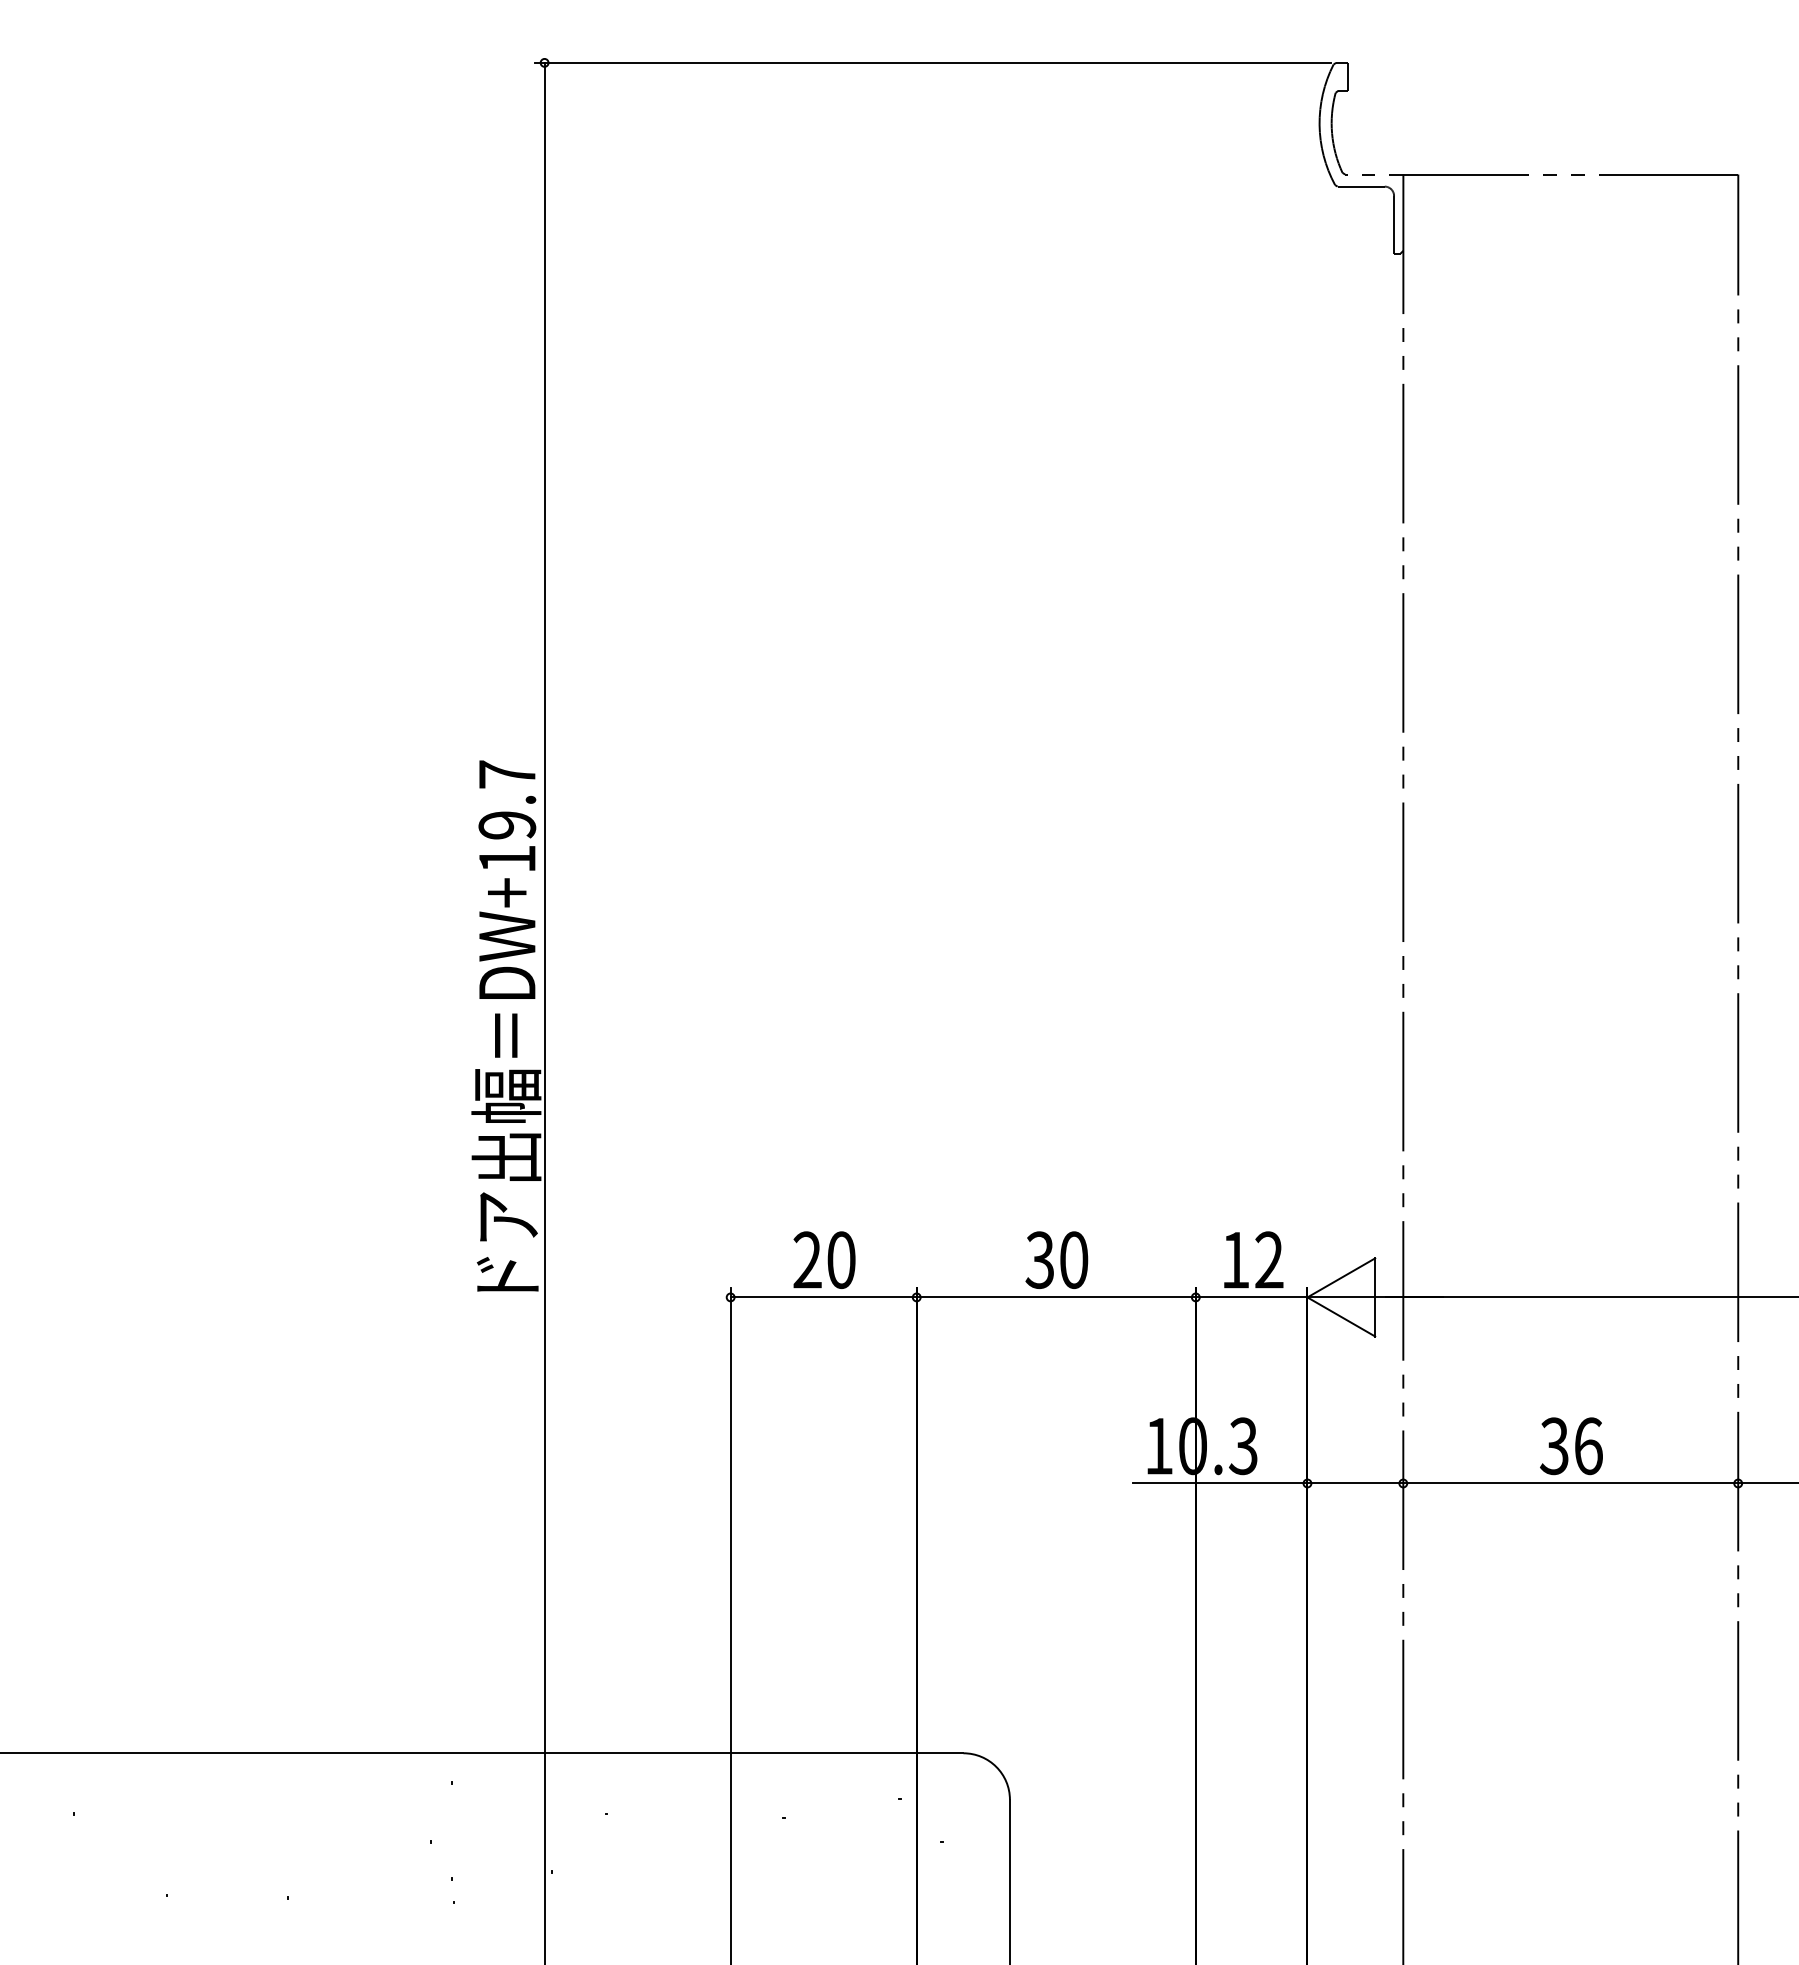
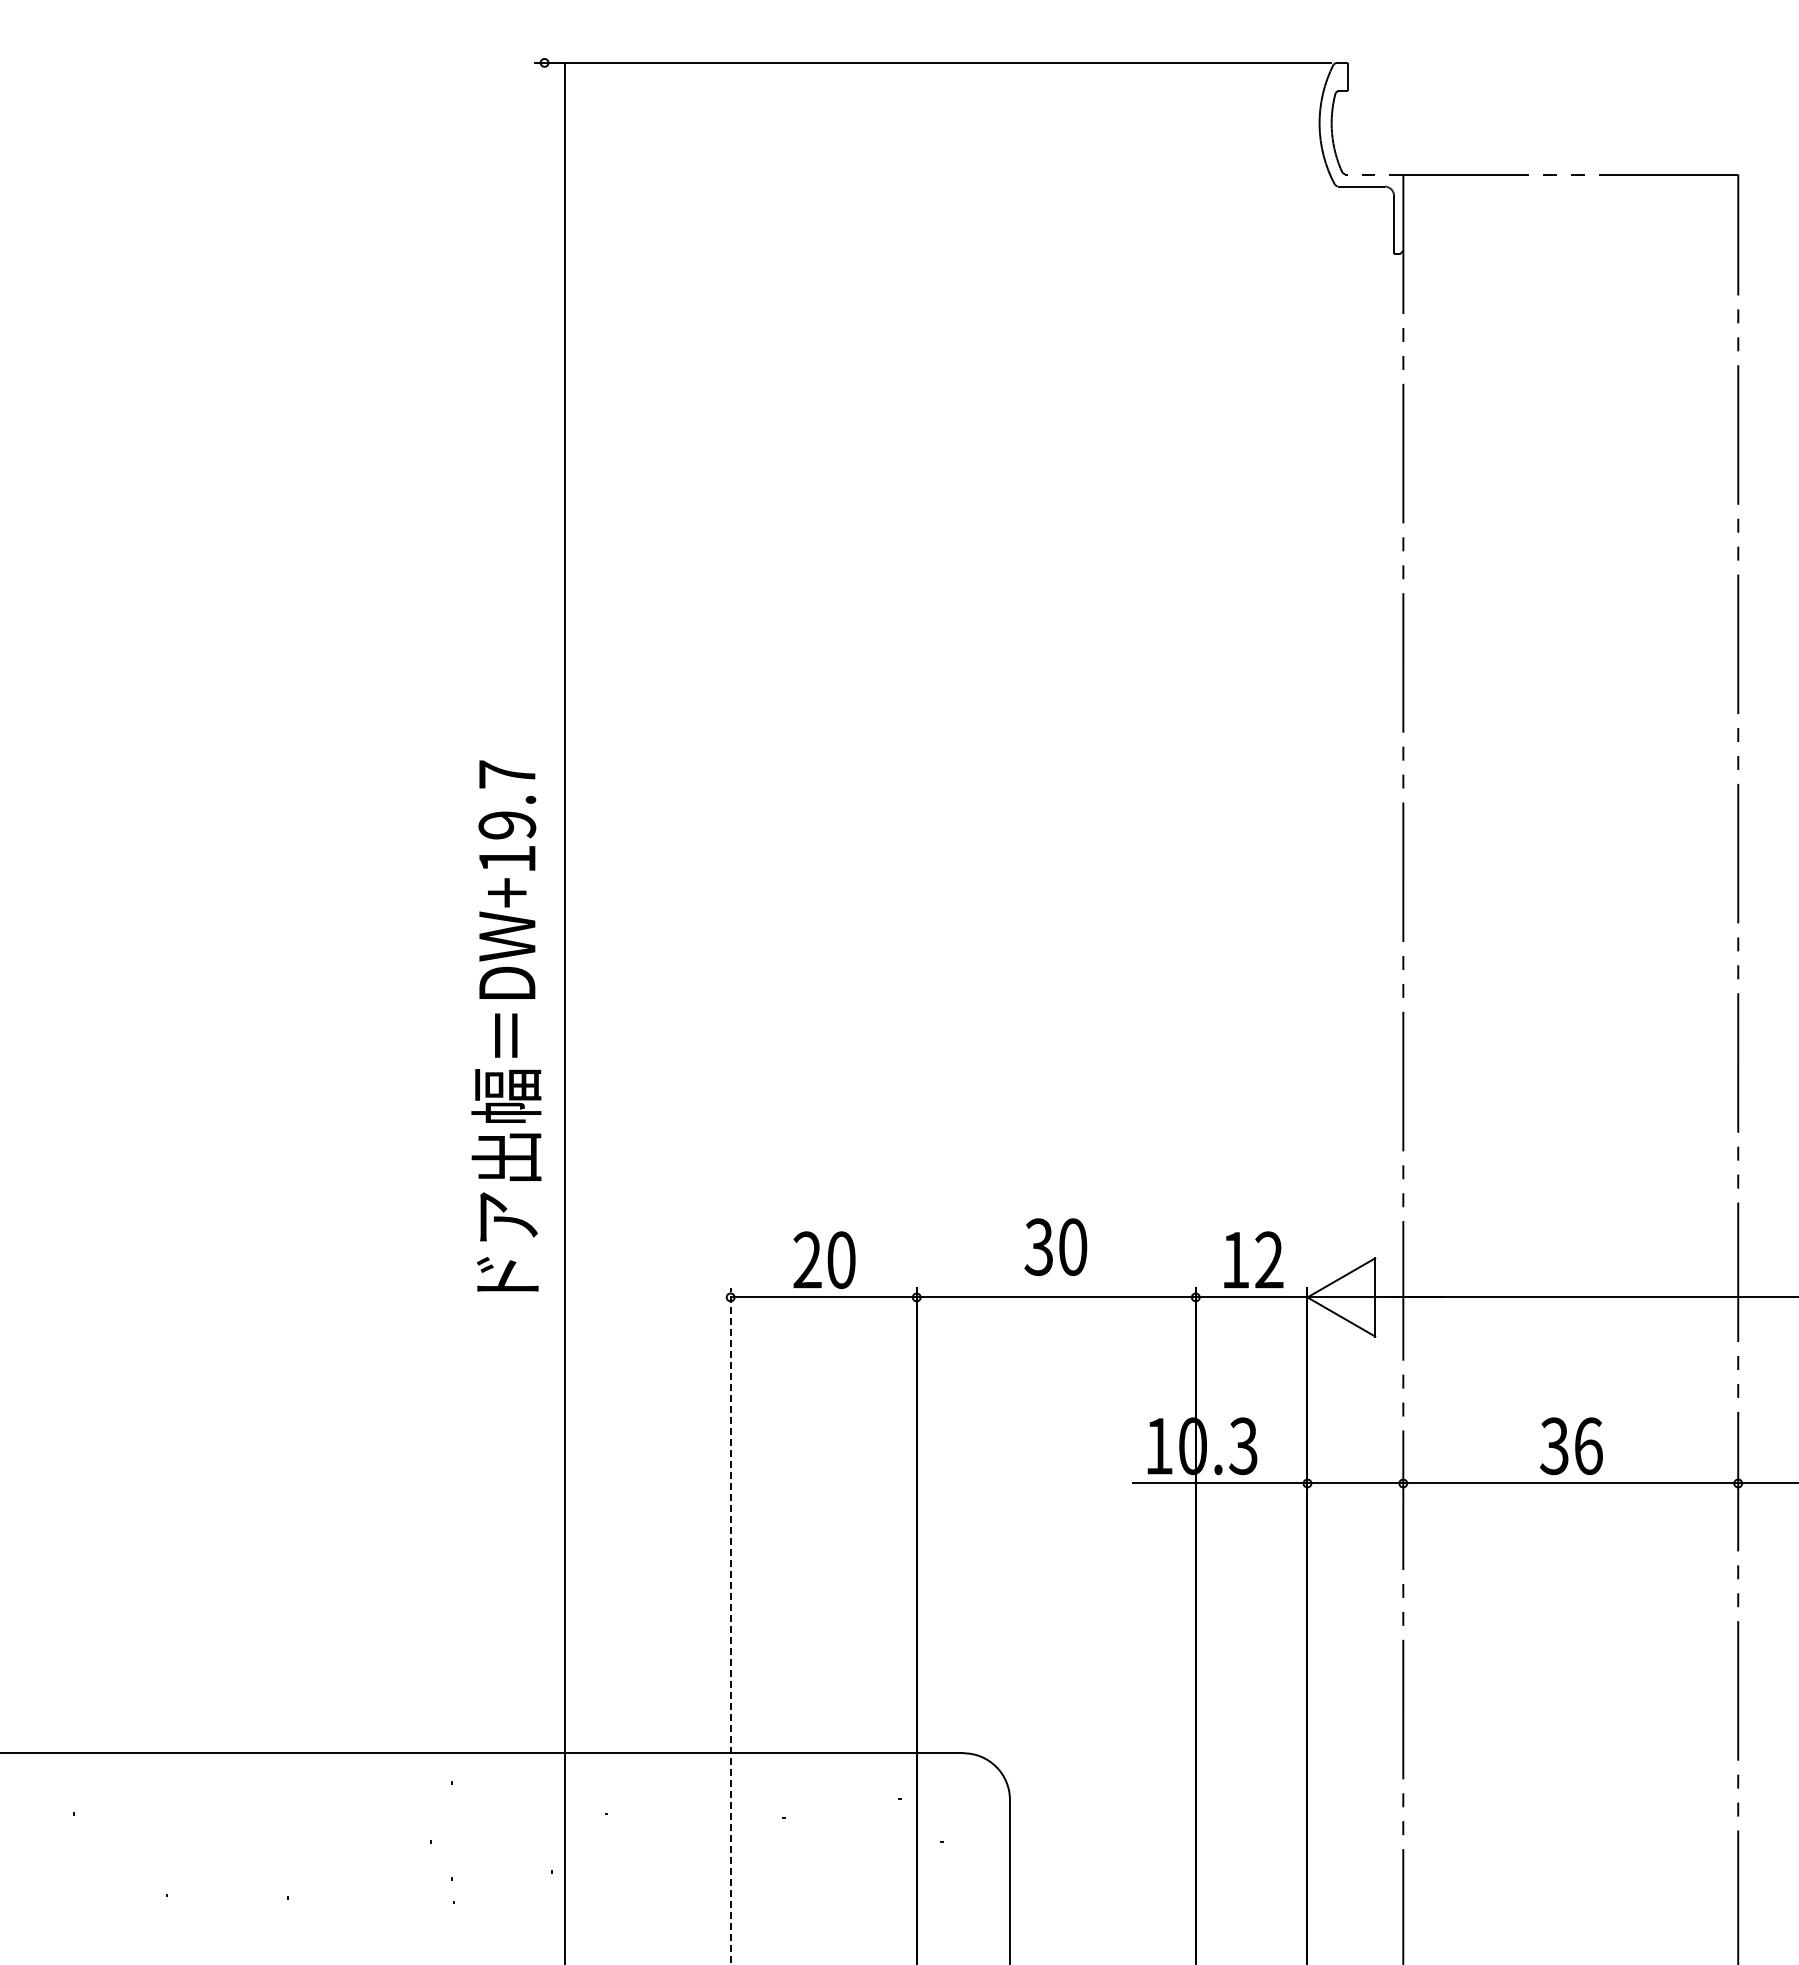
line position: (544, 1011) -> (564, 1011) (564, 1011)
text position: (1056, 1259) -> (1055, 1246) (1055, 1246)
line: solid -> dashed (730, 1626)
